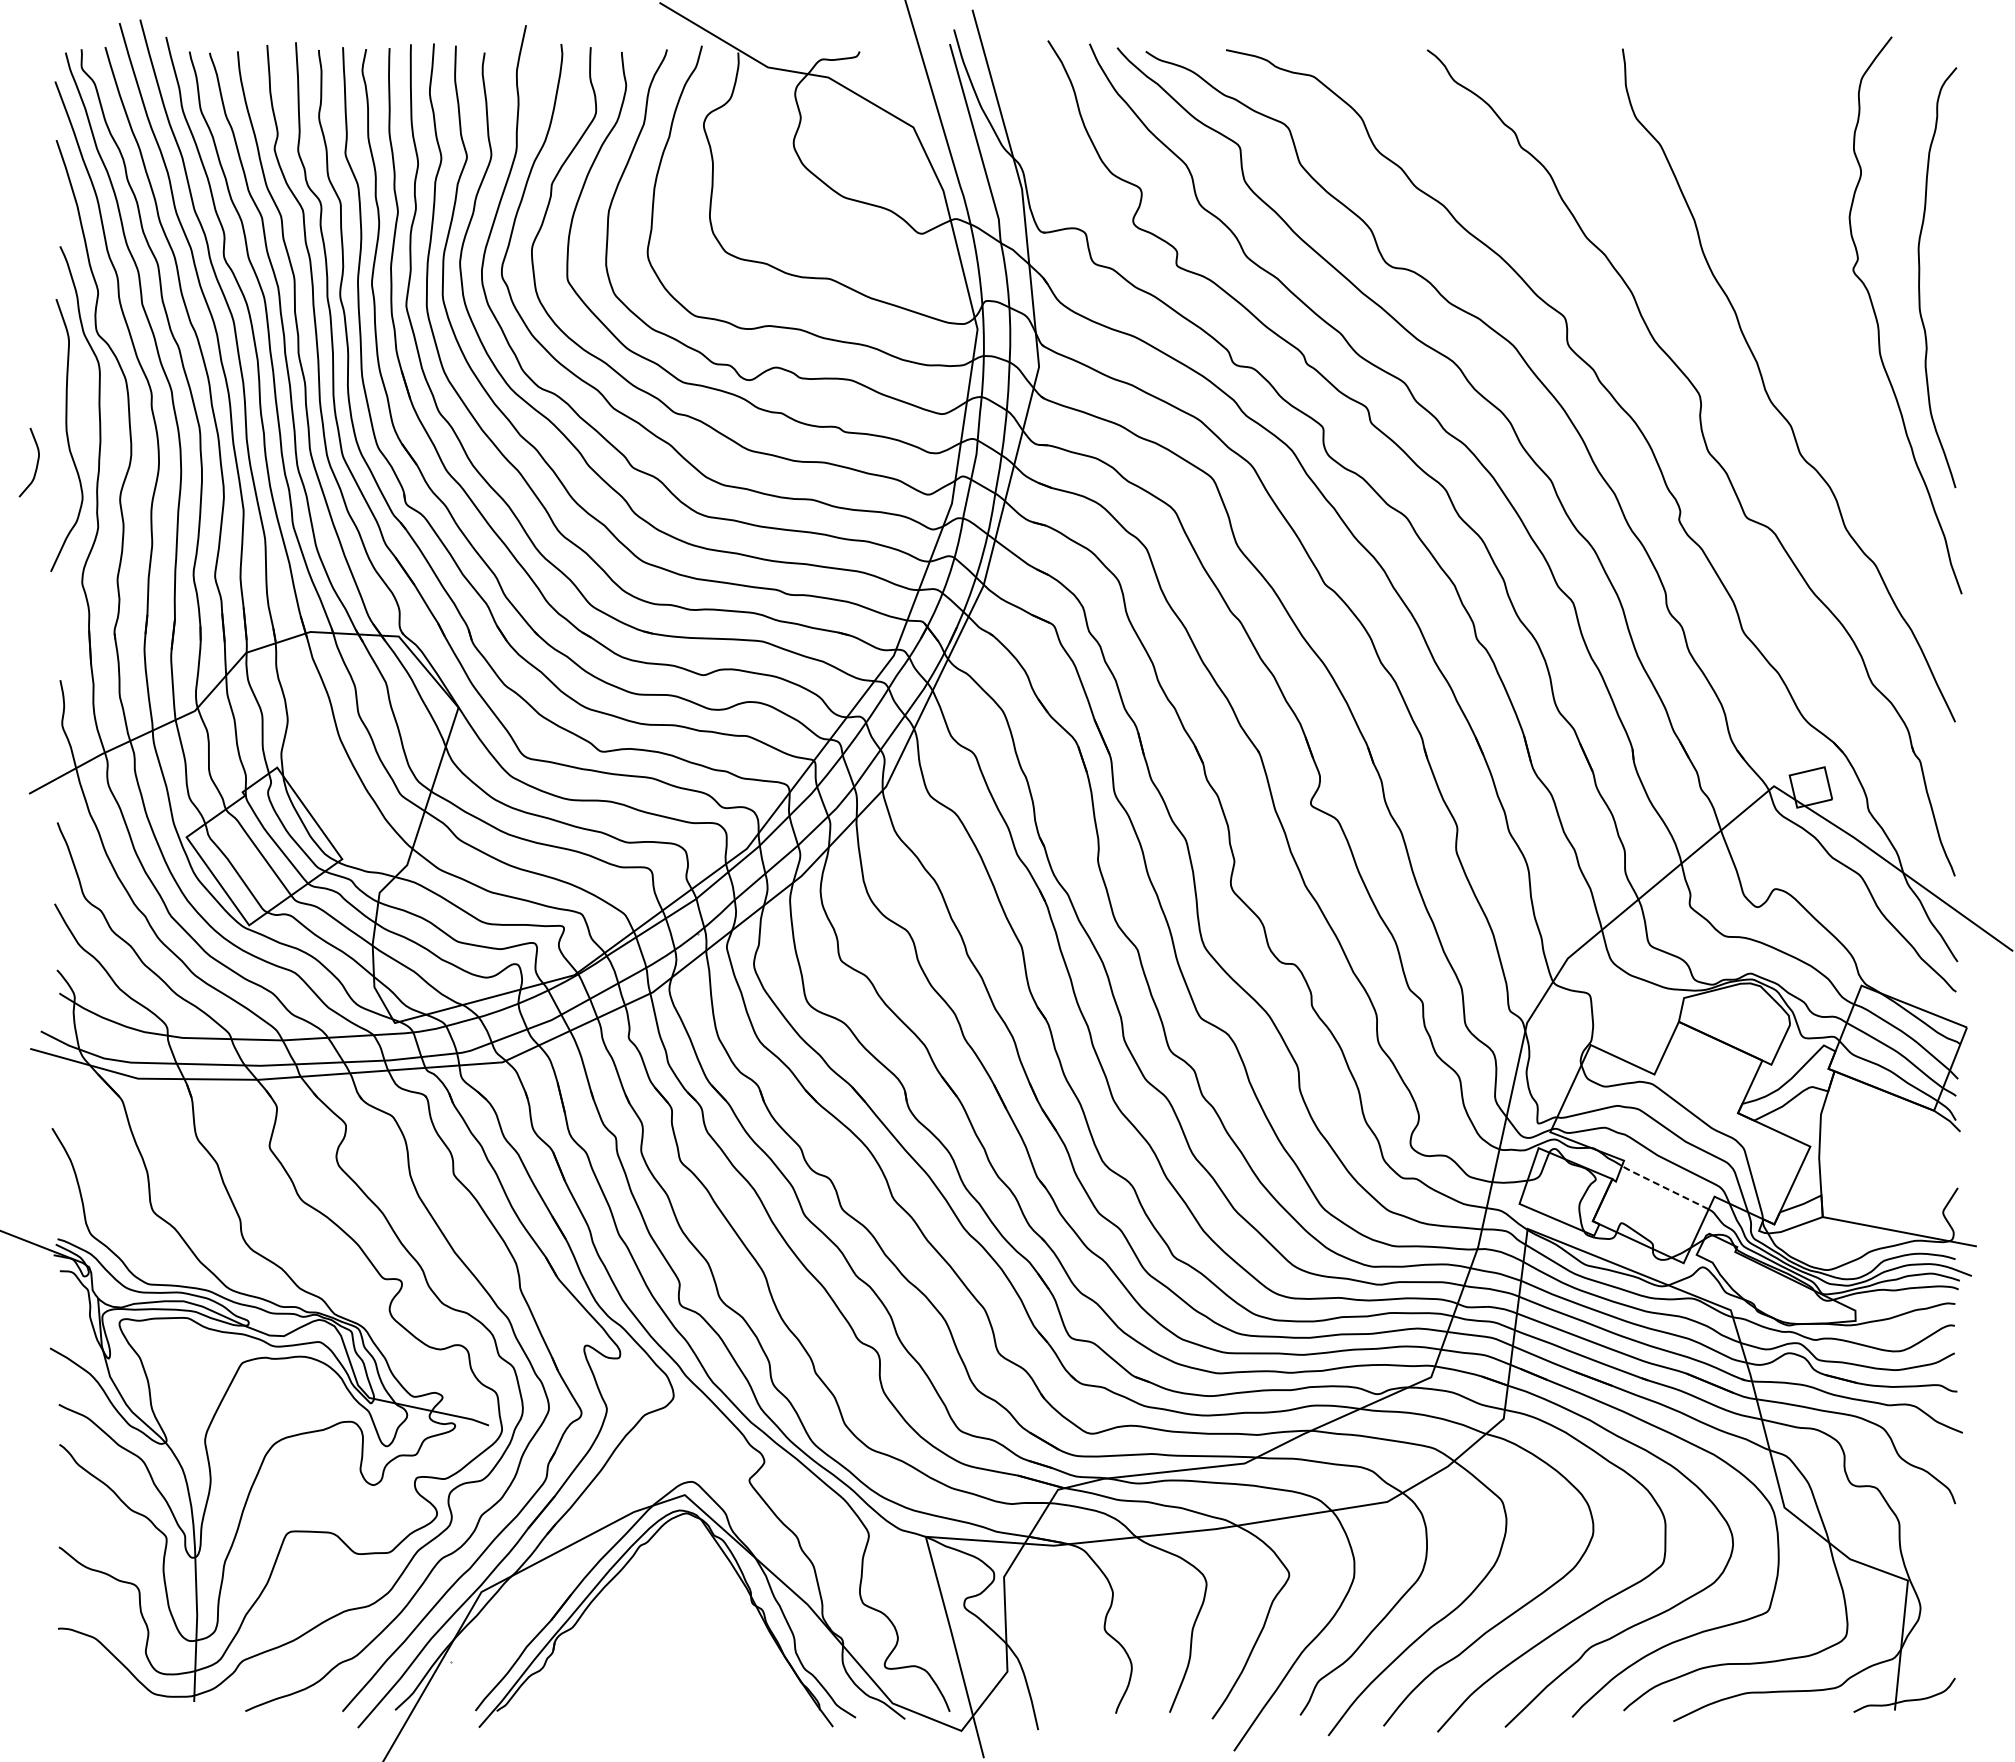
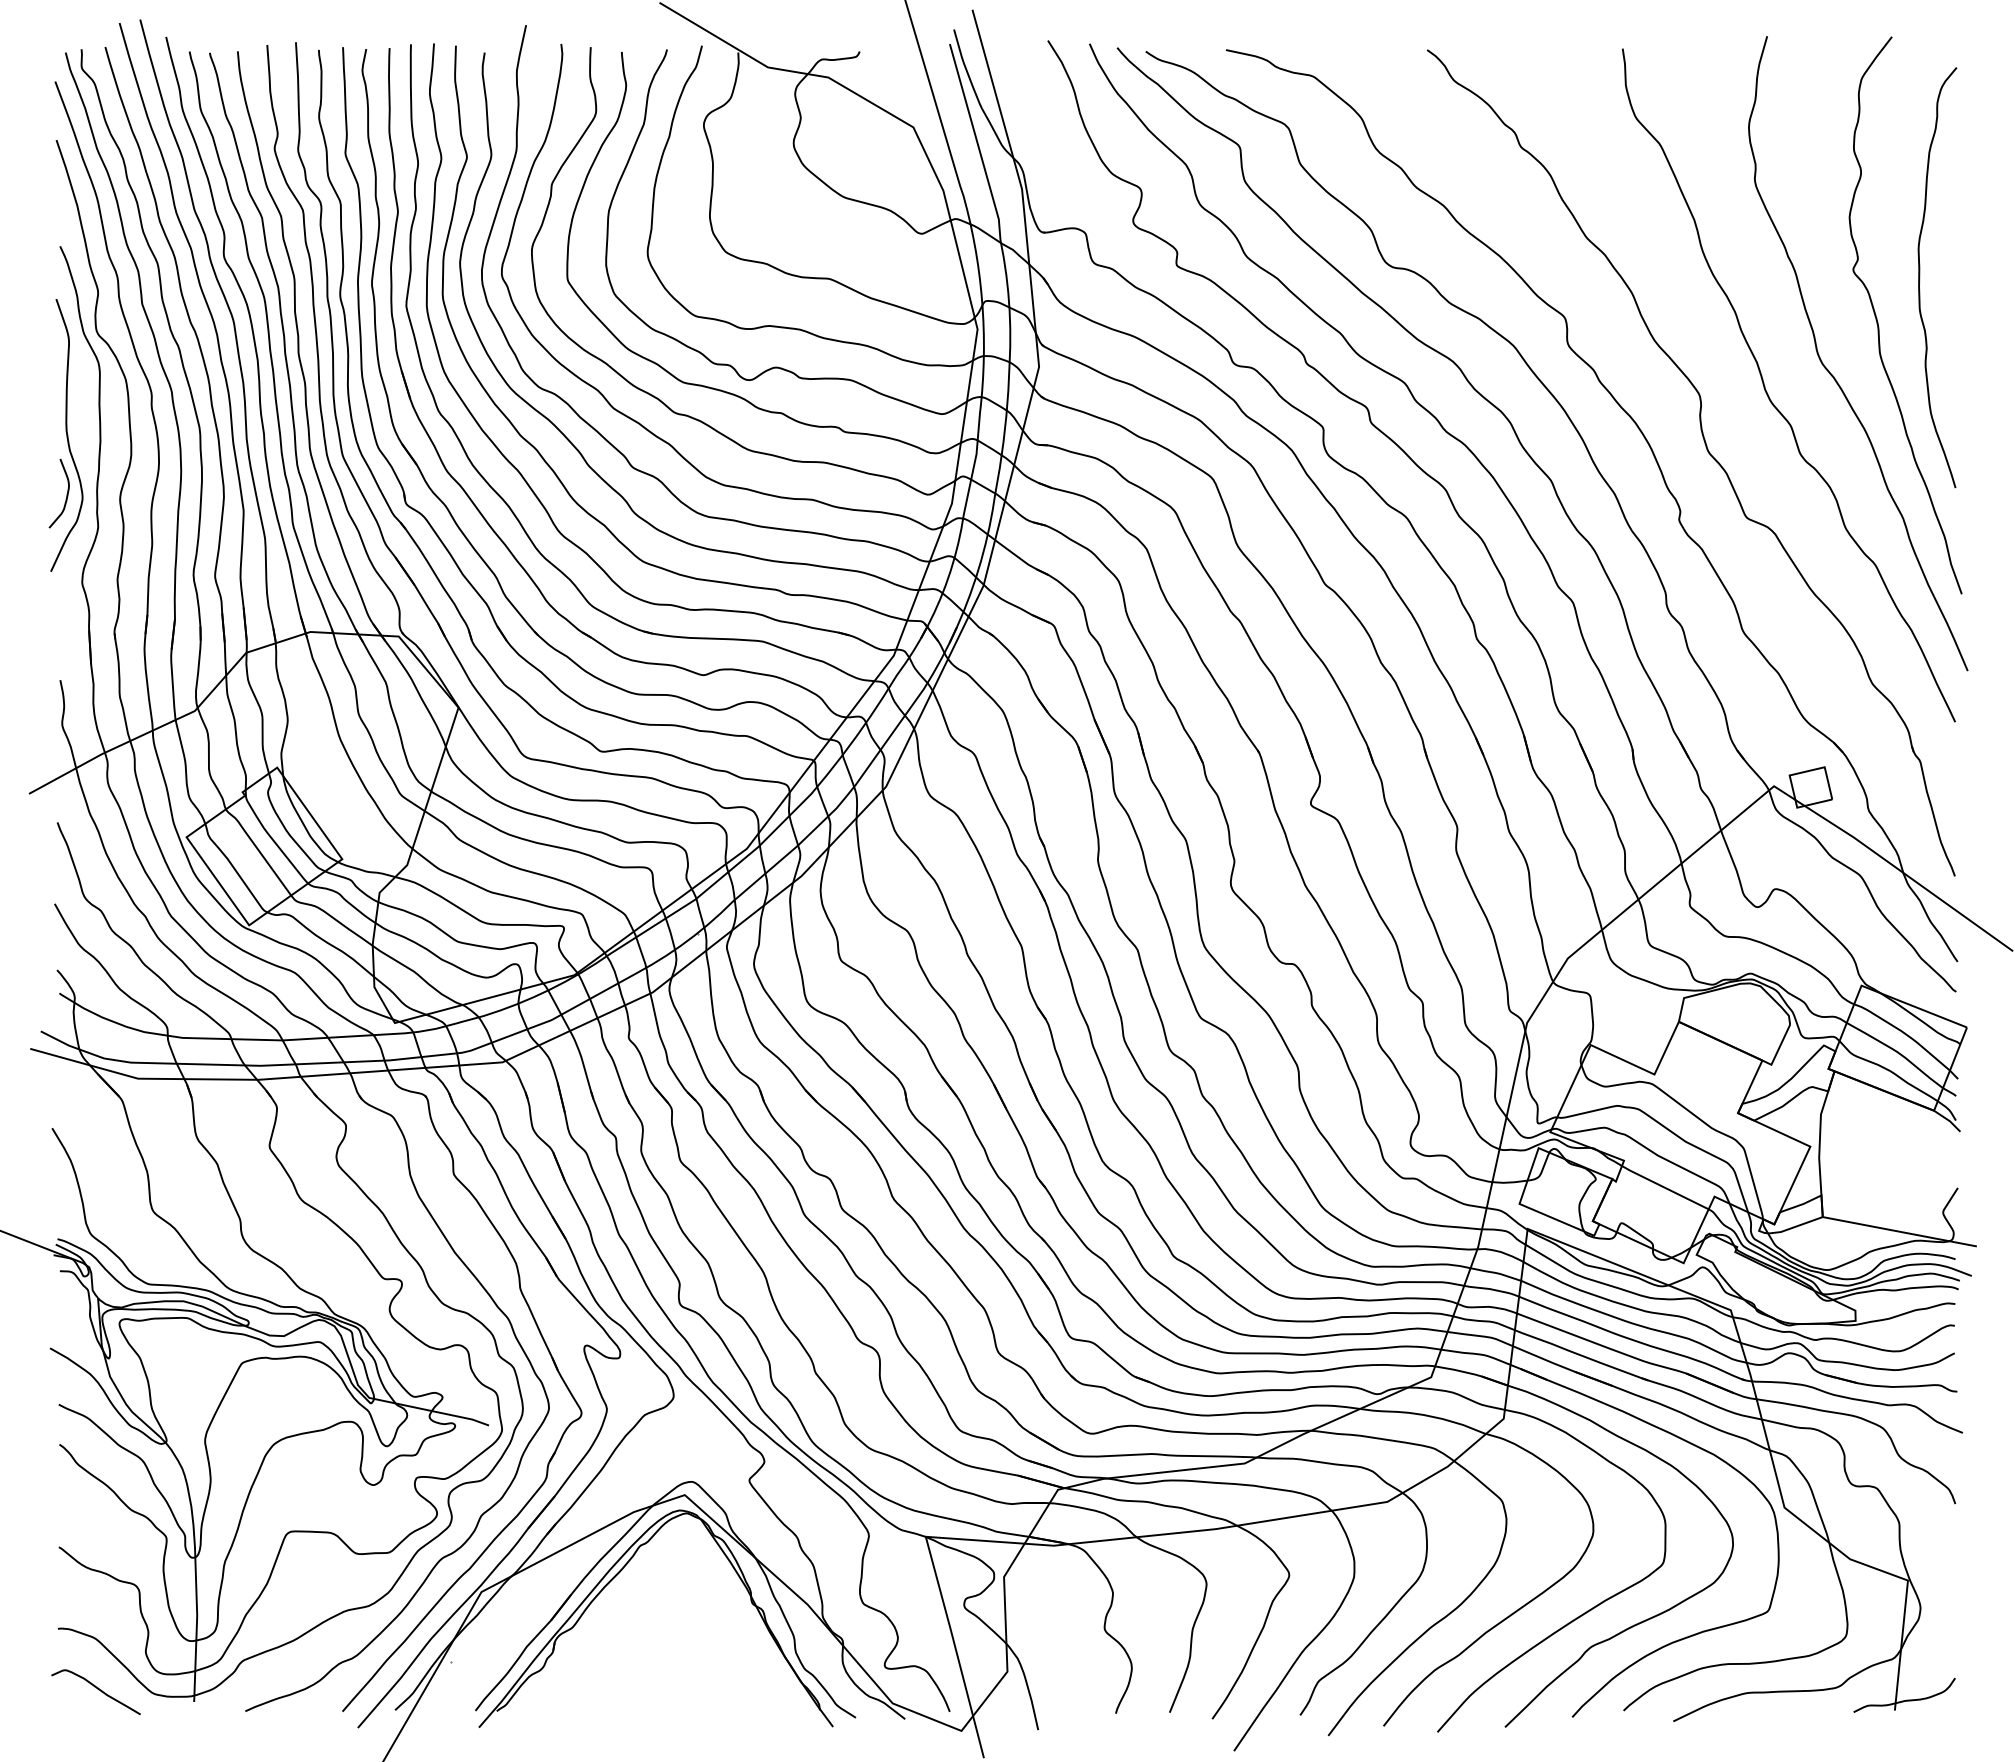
curve: none -> present (1834, 376)
curve position: (36, 463) -> (66, 494) (66, 494)
line: dashed -> solid (1664, 1187)
curve: none -> present (97, 1689)
